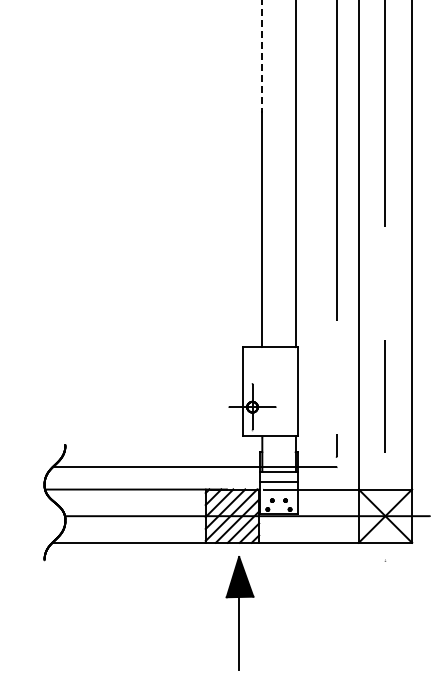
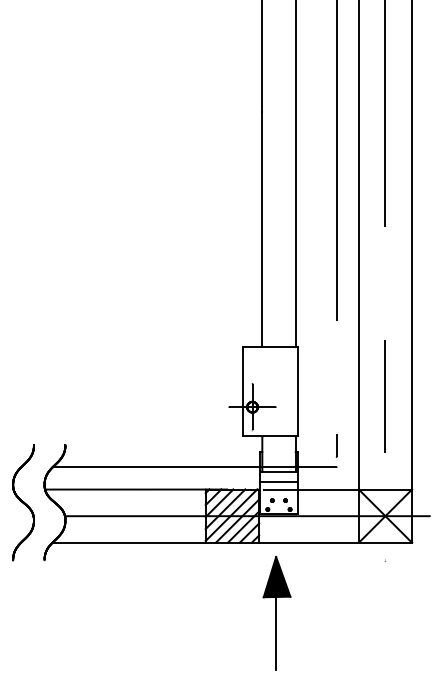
line: dashed -> solid (261, 56)
part: none -> present (23, 502)
part position: (239, 613) -> (276, 613) (276, 613)
